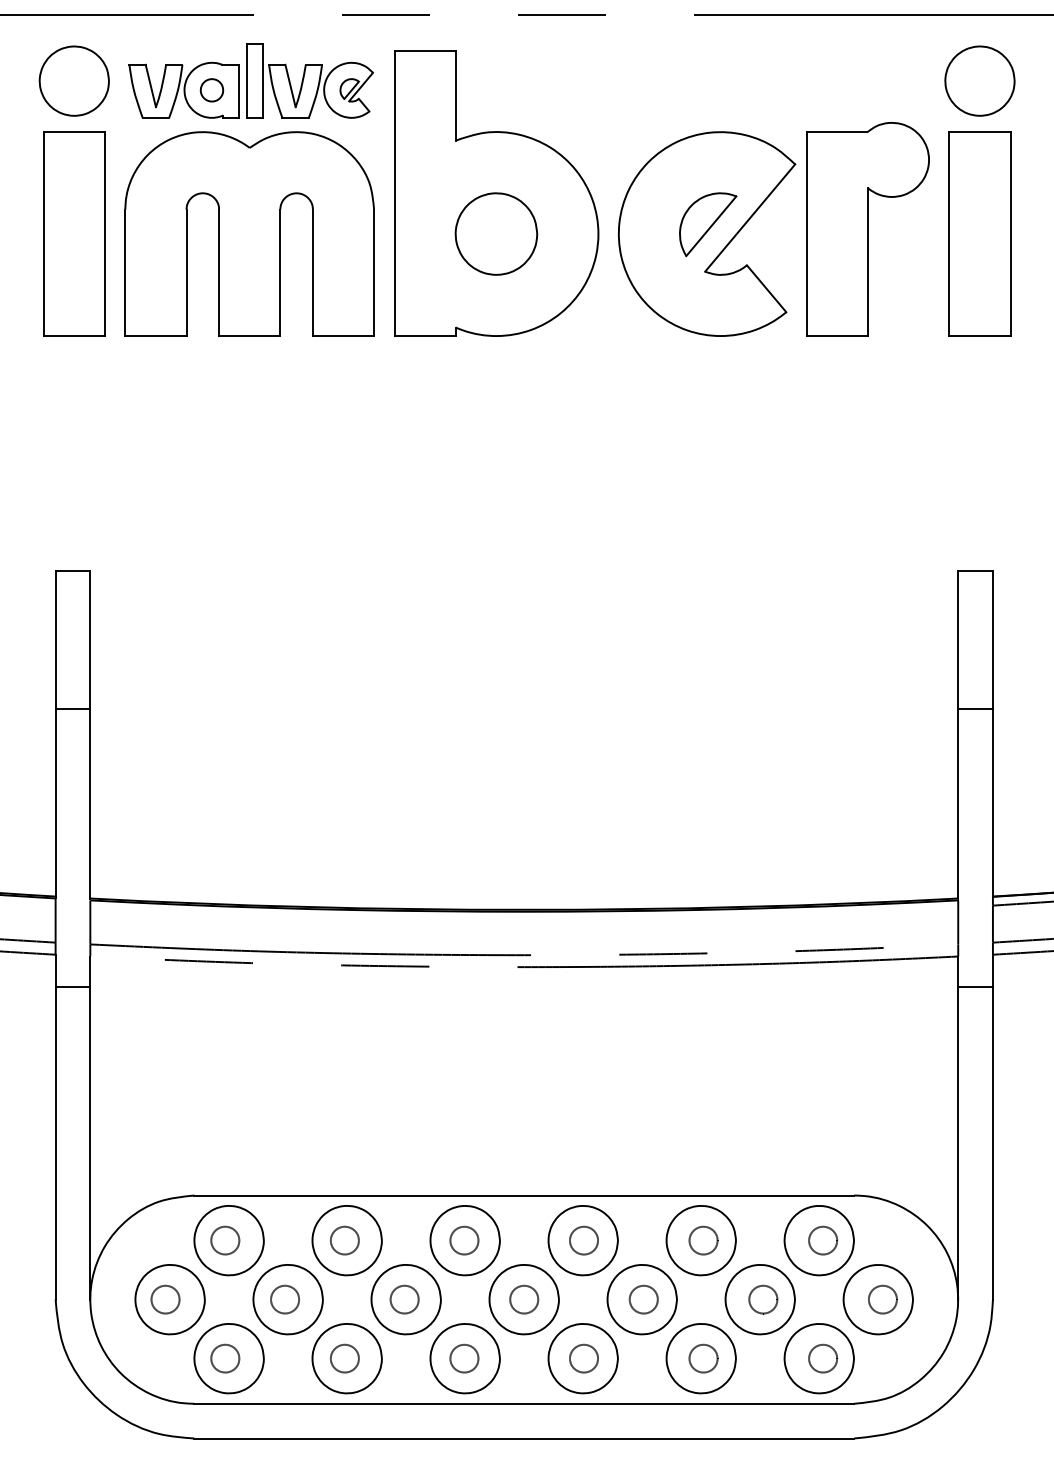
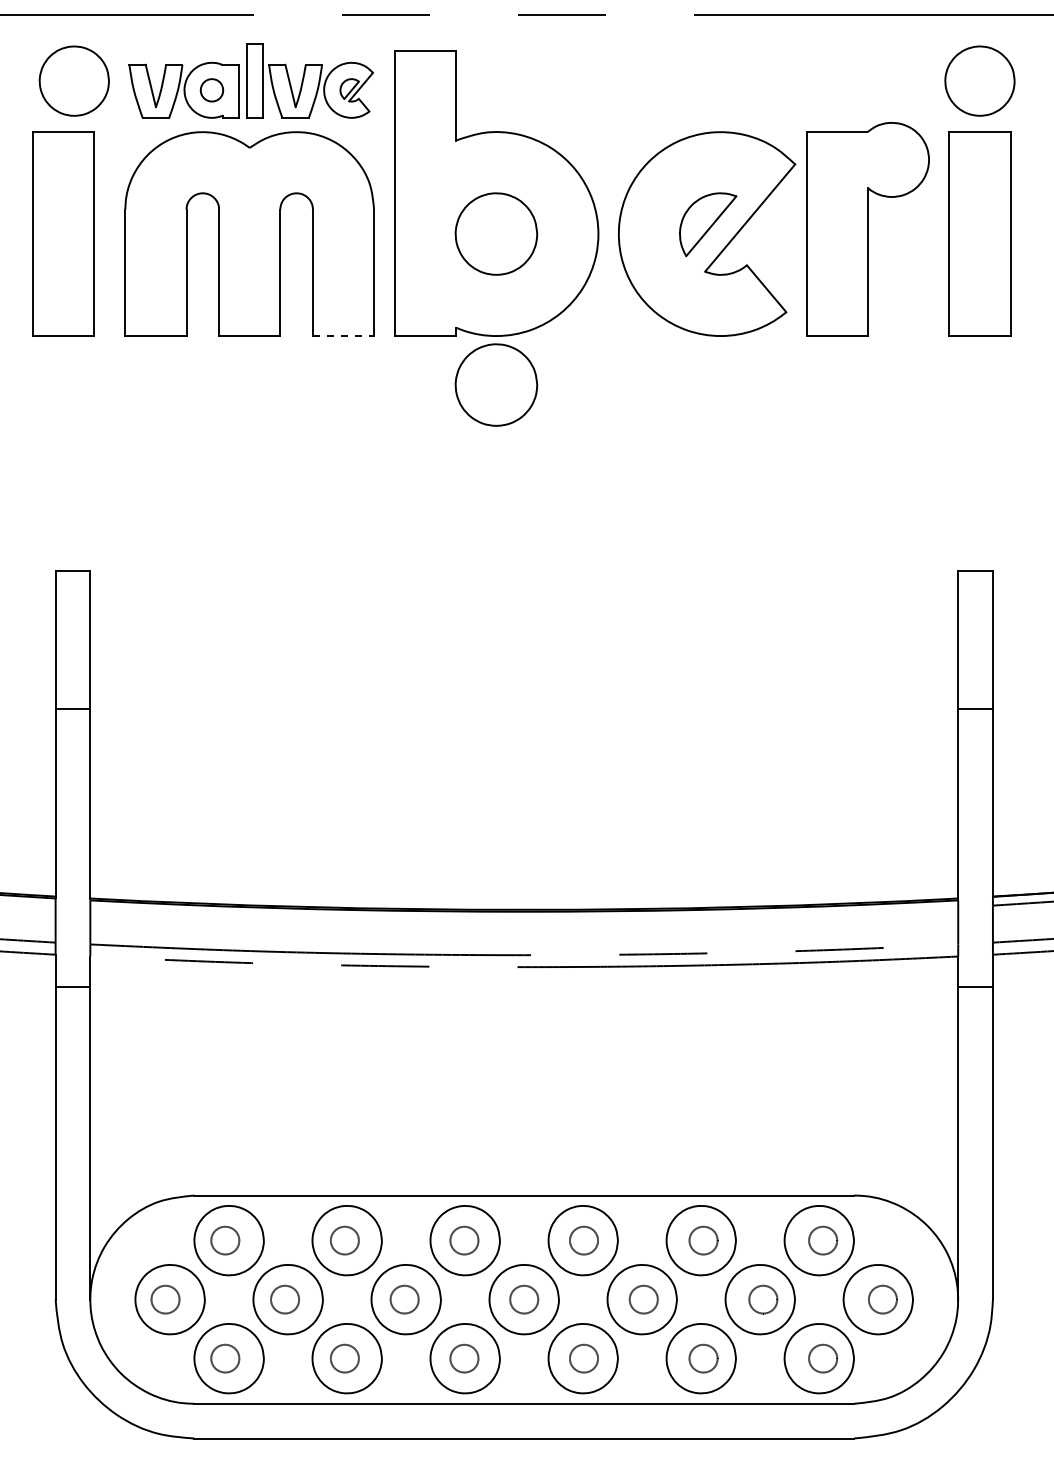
part position: (74, 233) -> (63, 233) (63, 233)
line: solid -> dashed (343, 336)
part: none -> present (496, 384)
